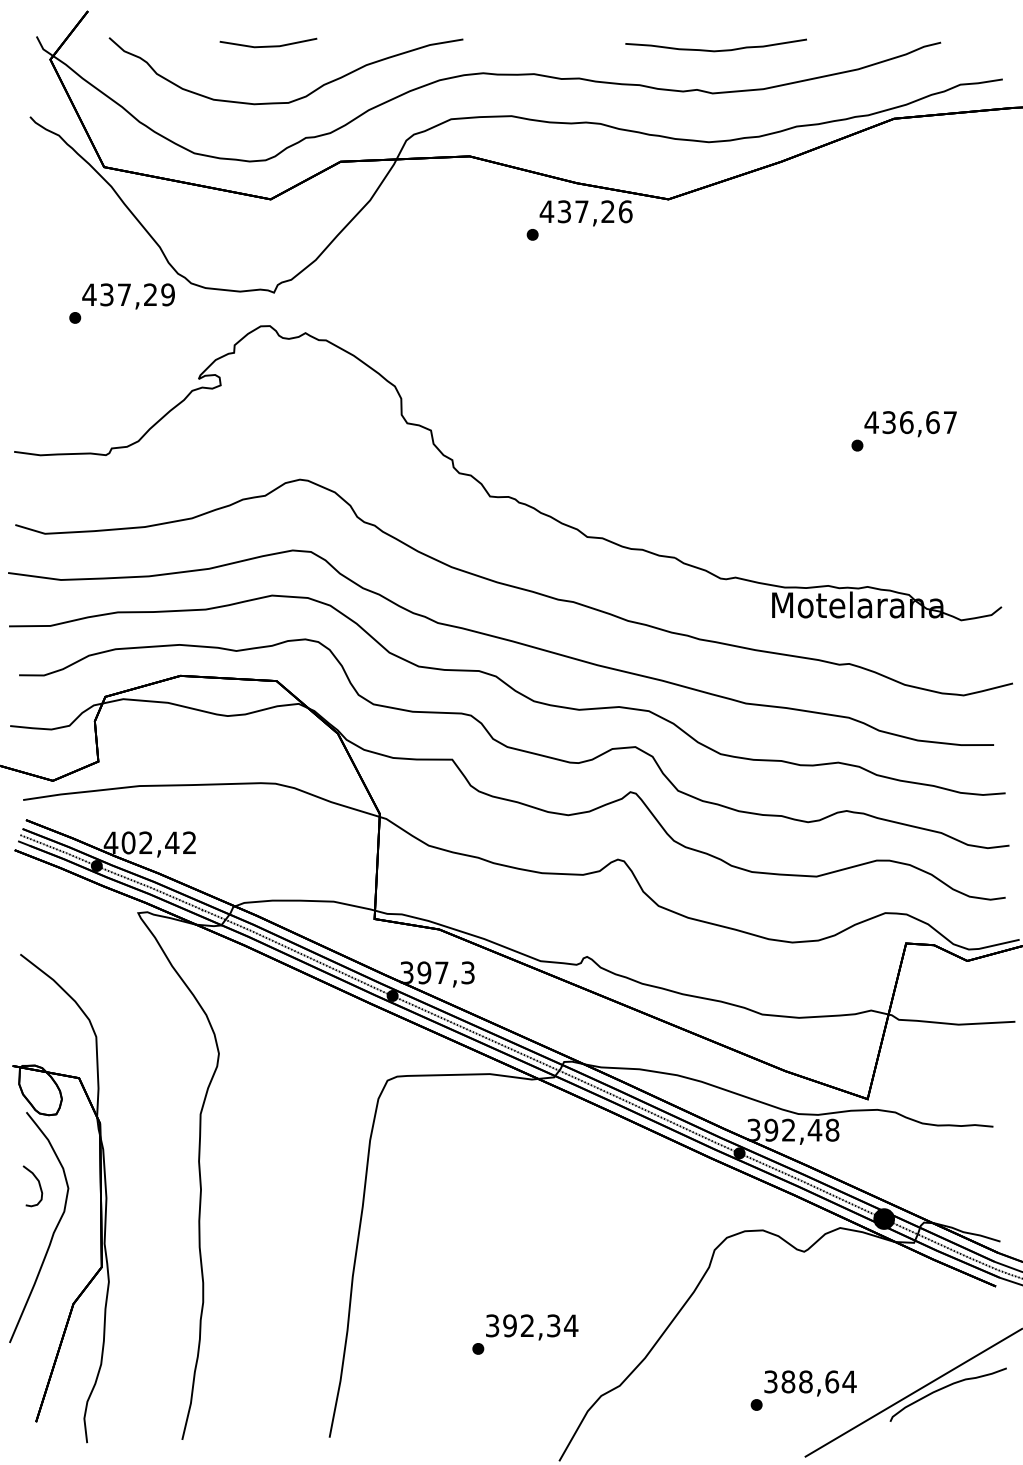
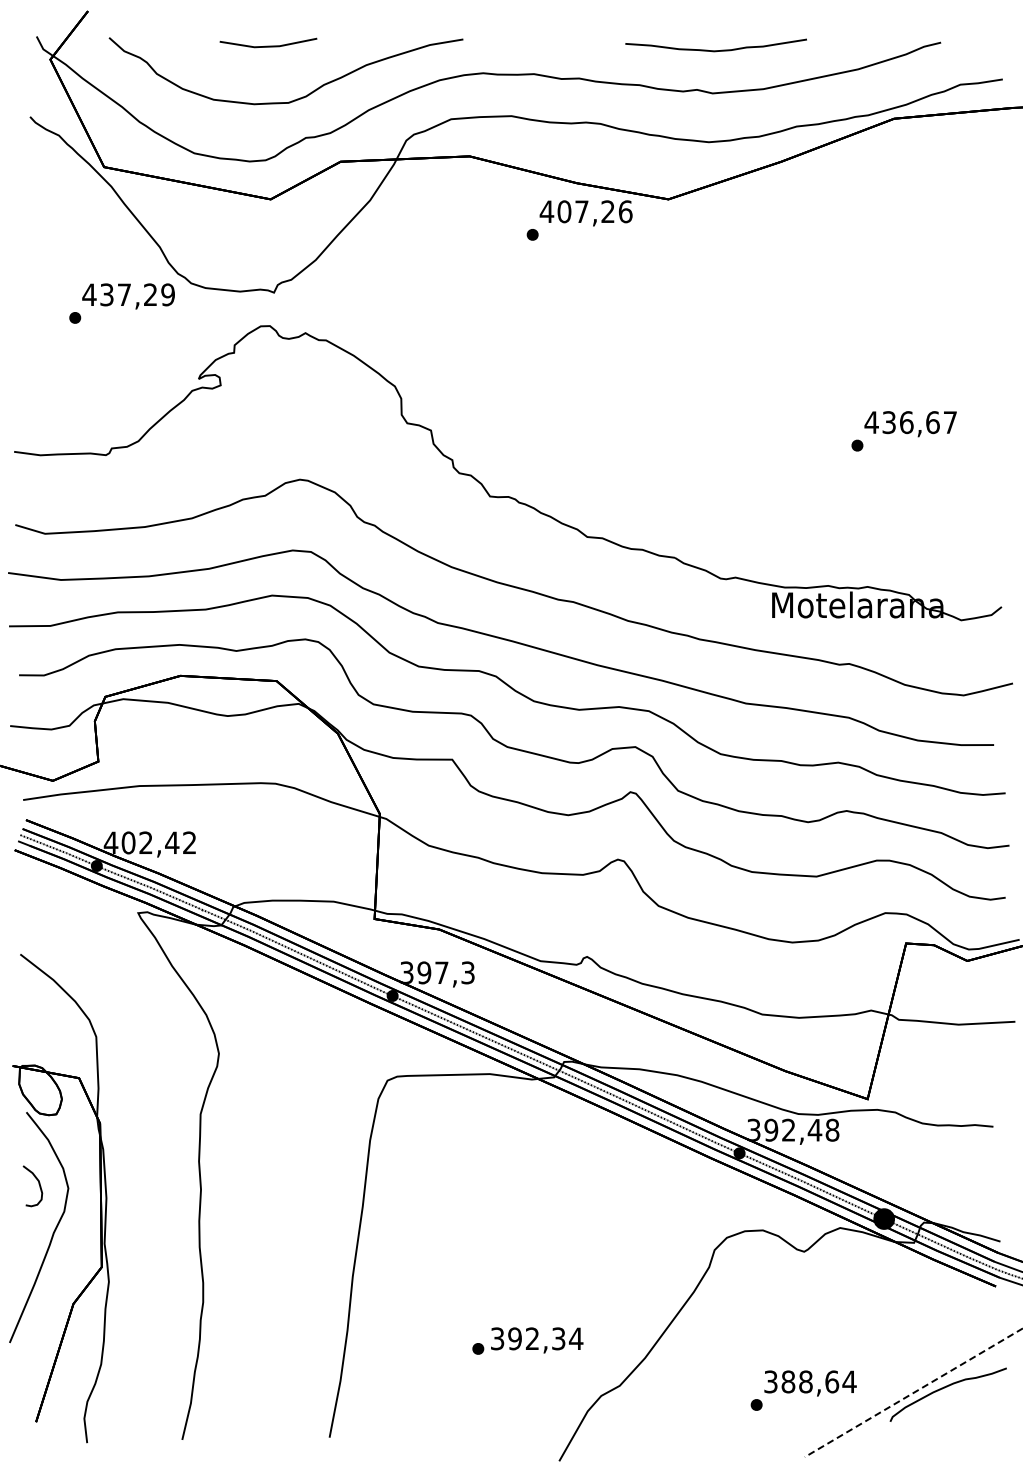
text: 437,26 -> 407,26 (564, 211)
text position: (532, 1327) -> (537, 1340) (537, 1340)
line: solid -> dashed (913, 1392)
